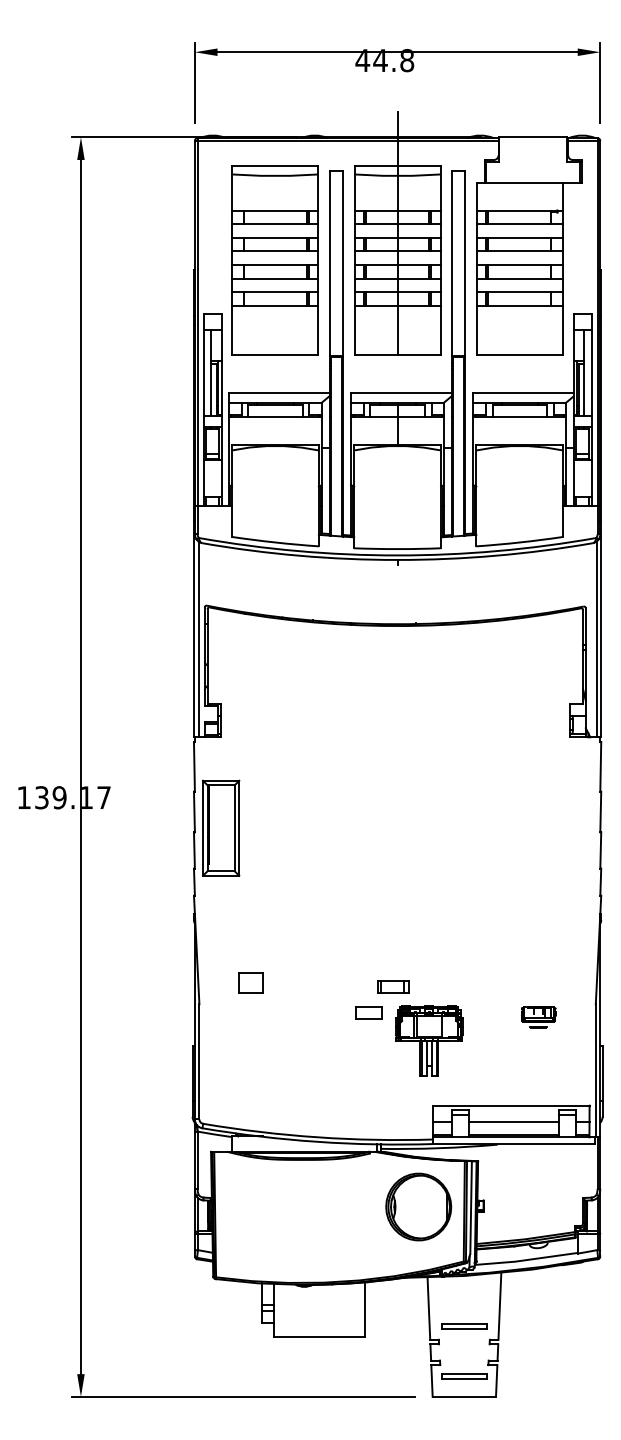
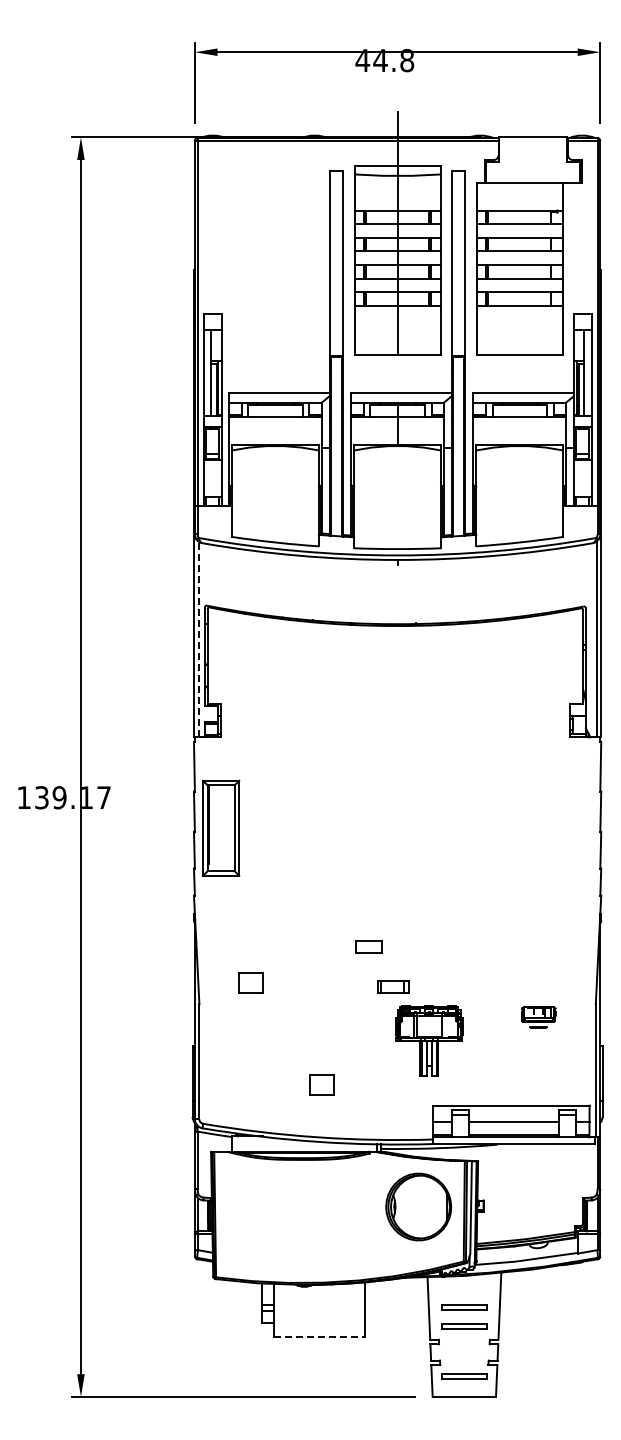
part: present -> none (274, 260)
line: solid -> dashed (198, 639)
part position: (368, 1012) -> (368, 946) (368, 946)
part: none -> present (321, 1084)
part: none -> present (464, 1307)
line: solid -> dashed (319, 1337)
